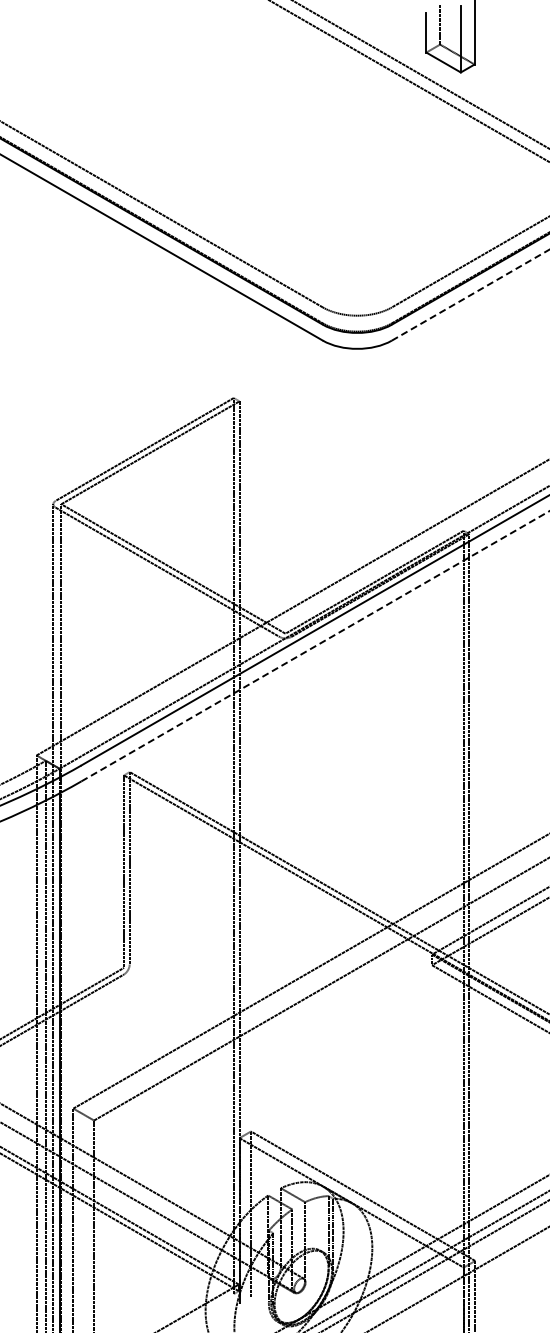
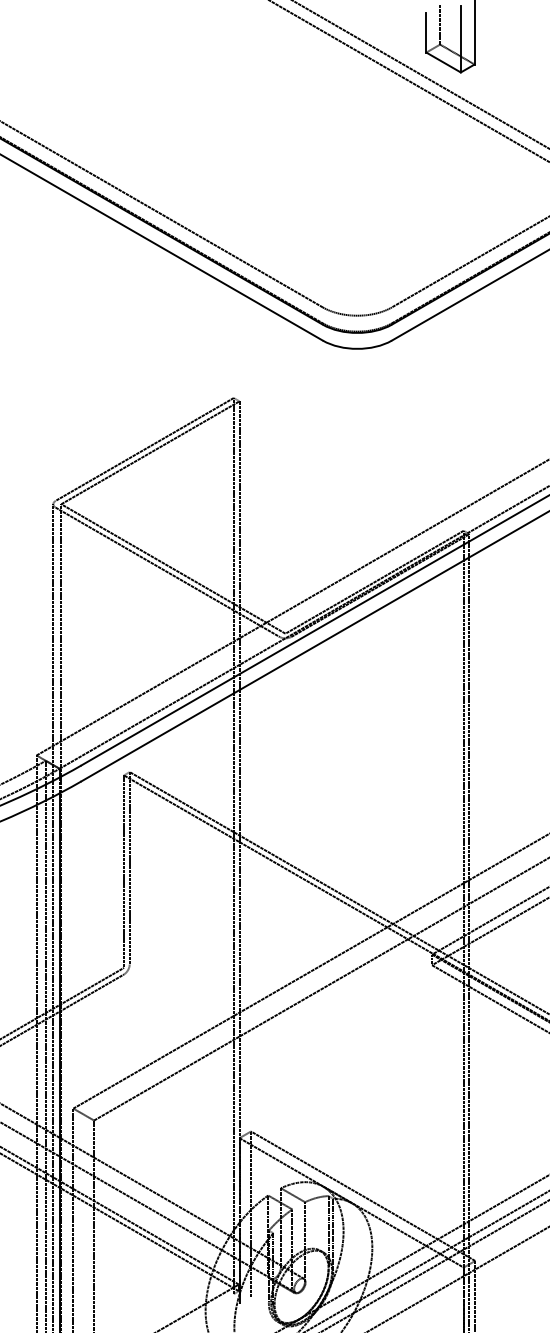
line: dashed -> solid (470, 295)
line: dashed -> solid (316, 645)
